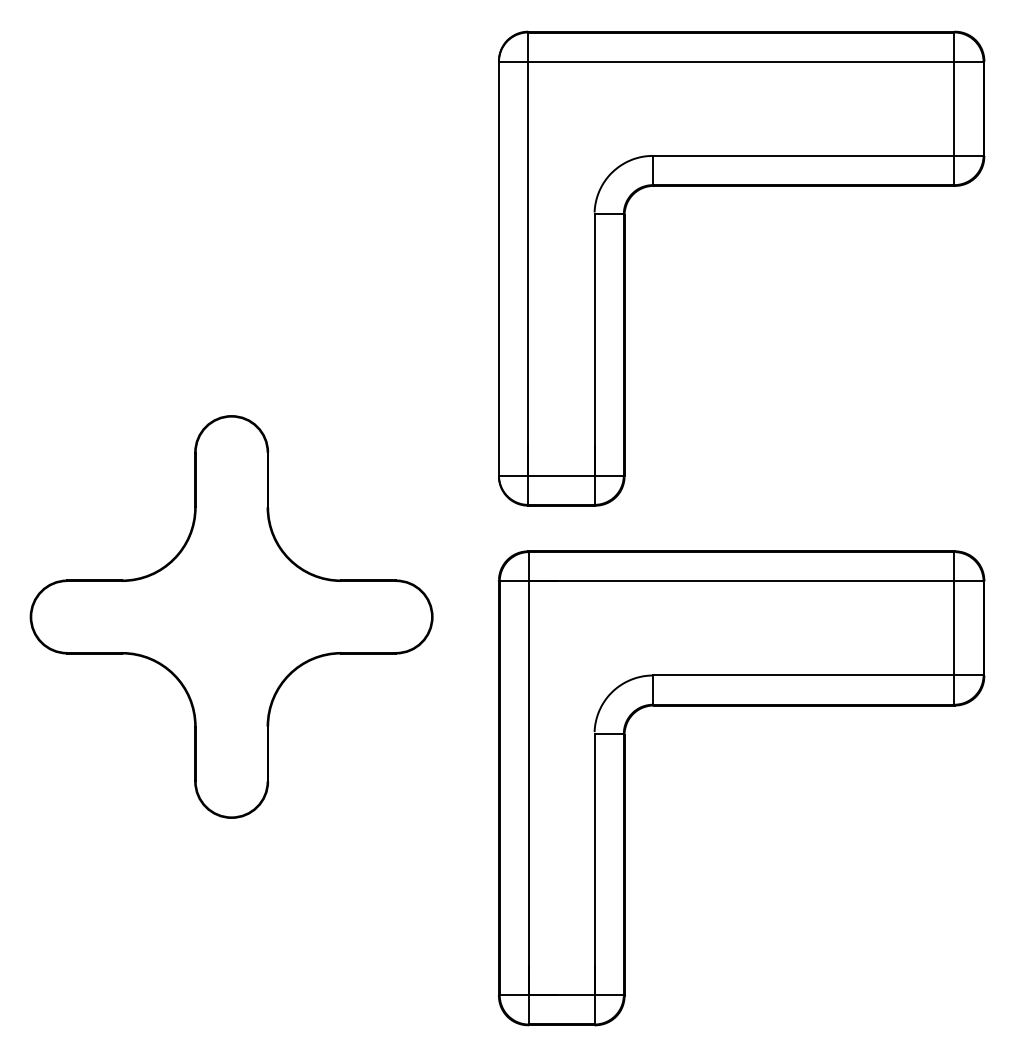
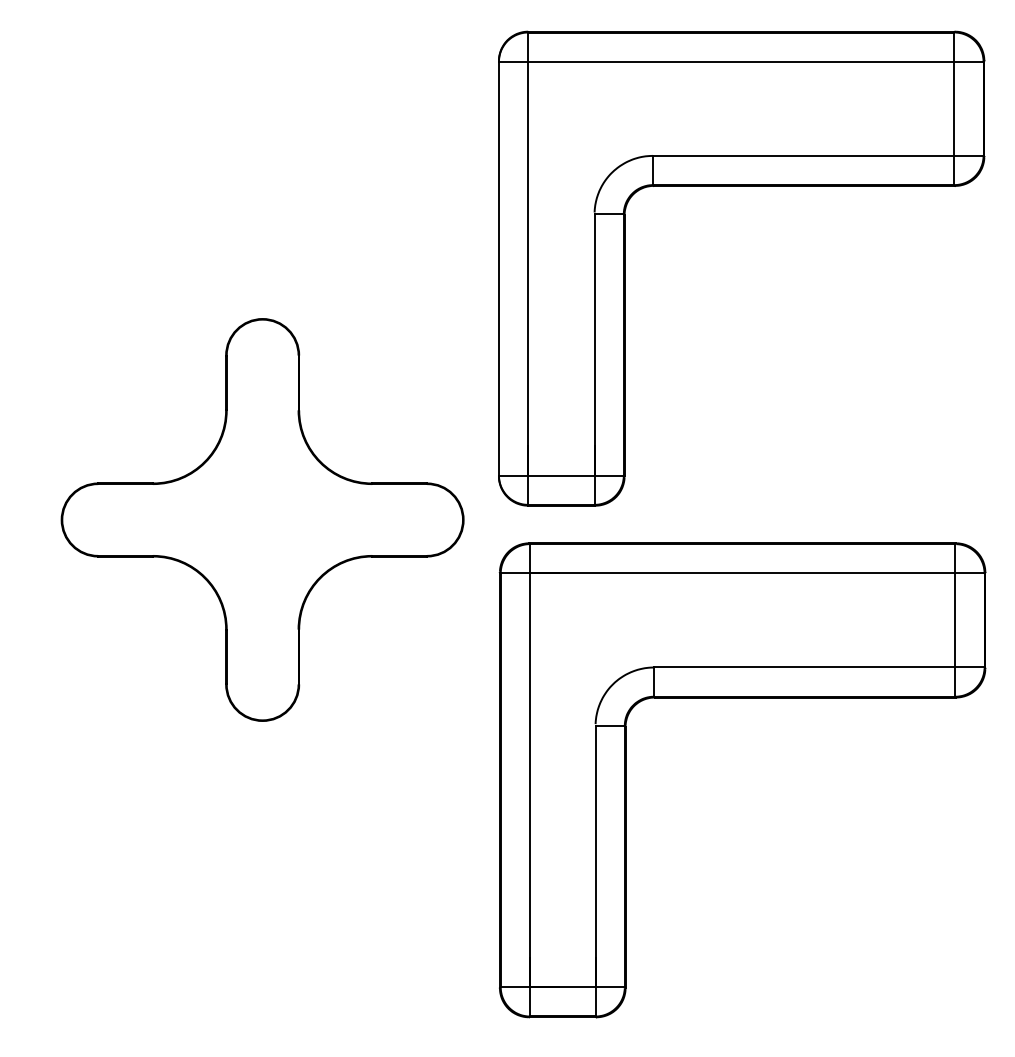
part position: (231, 616) -> (262, 519) (262, 519)
part position: (741, 706) -> (742, 698) (742, 698)
